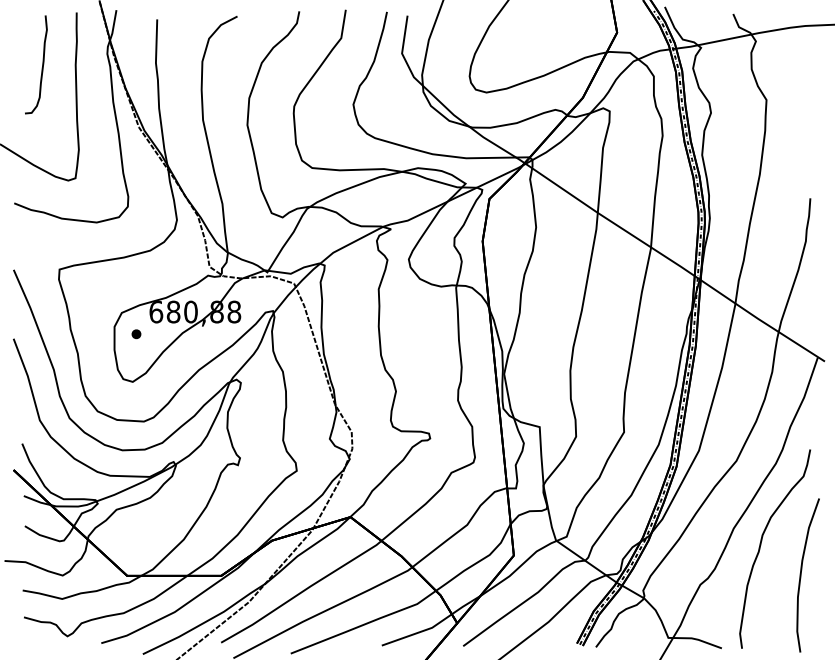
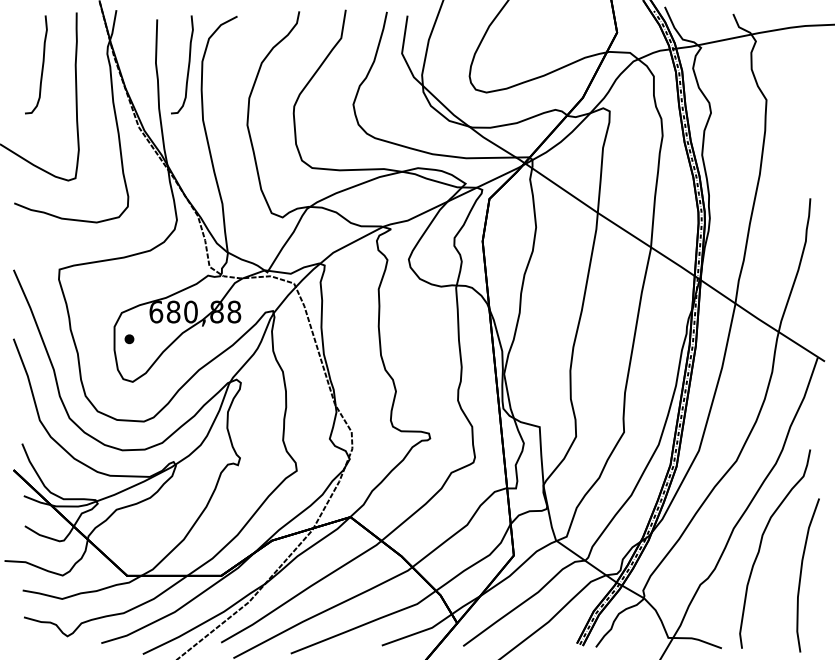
curve: none -> present (187, 67)
part position: (136, 334) -> (129, 339) (129, 339)
